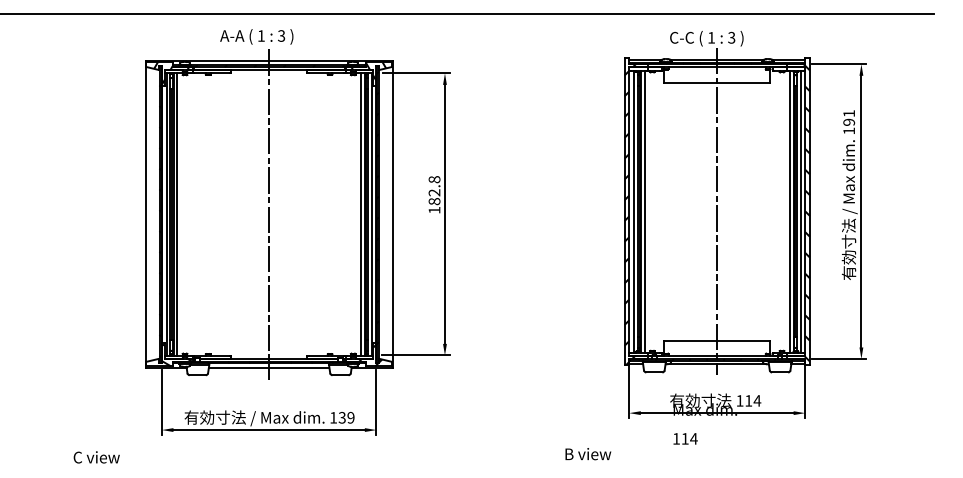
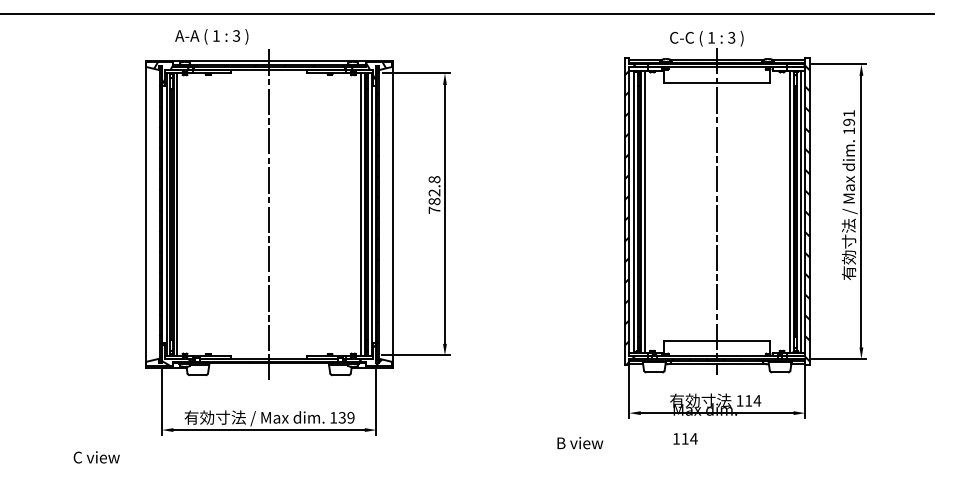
text position: (256, 36) -> (211, 36) (211, 36)
text: 182.8 -> 782.8 (434, 209)
line: present -> none (268, 368)
text position: (588, 454) -> (580, 443) (580, 443)
